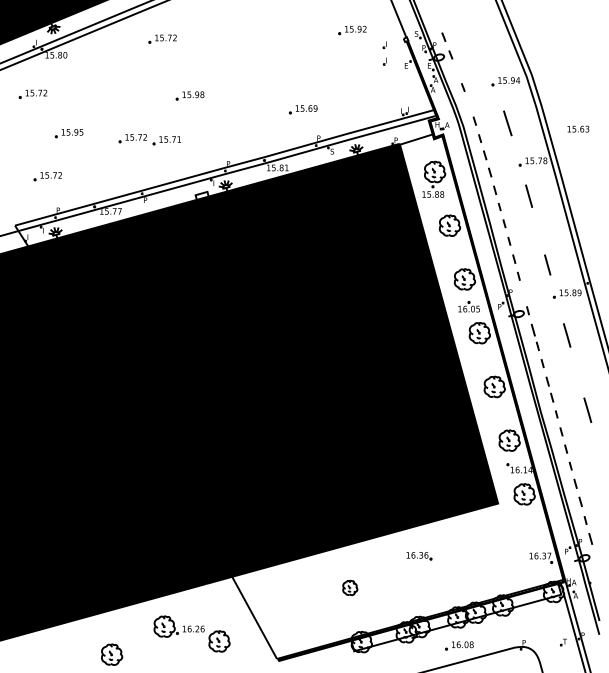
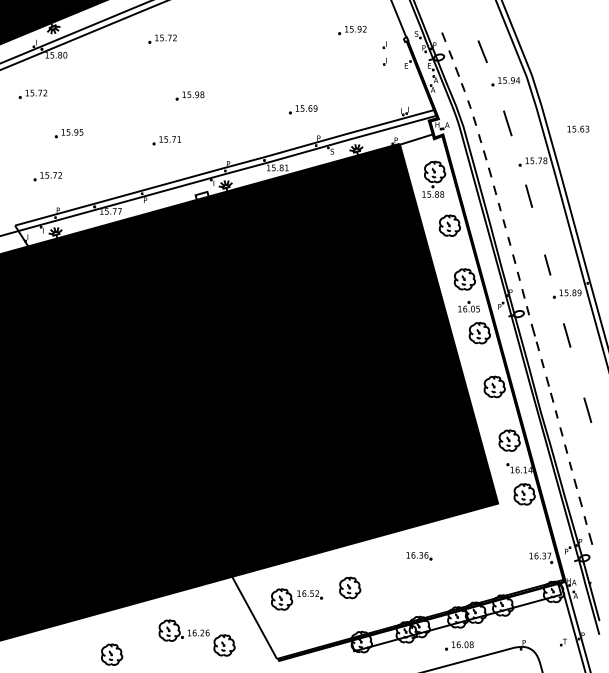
line: none -> present (482, 51)
line: none -> present (456, 71)
line: none -> present (469, 104)
part: present -> none (132, 138)
line: none -> present (523, 293)
part size: 17x18 px -> 23x24 px (350, 587)
part: none -> present (296, 599)
part position: (191, 633) -> (196, 637) (196, 637)
